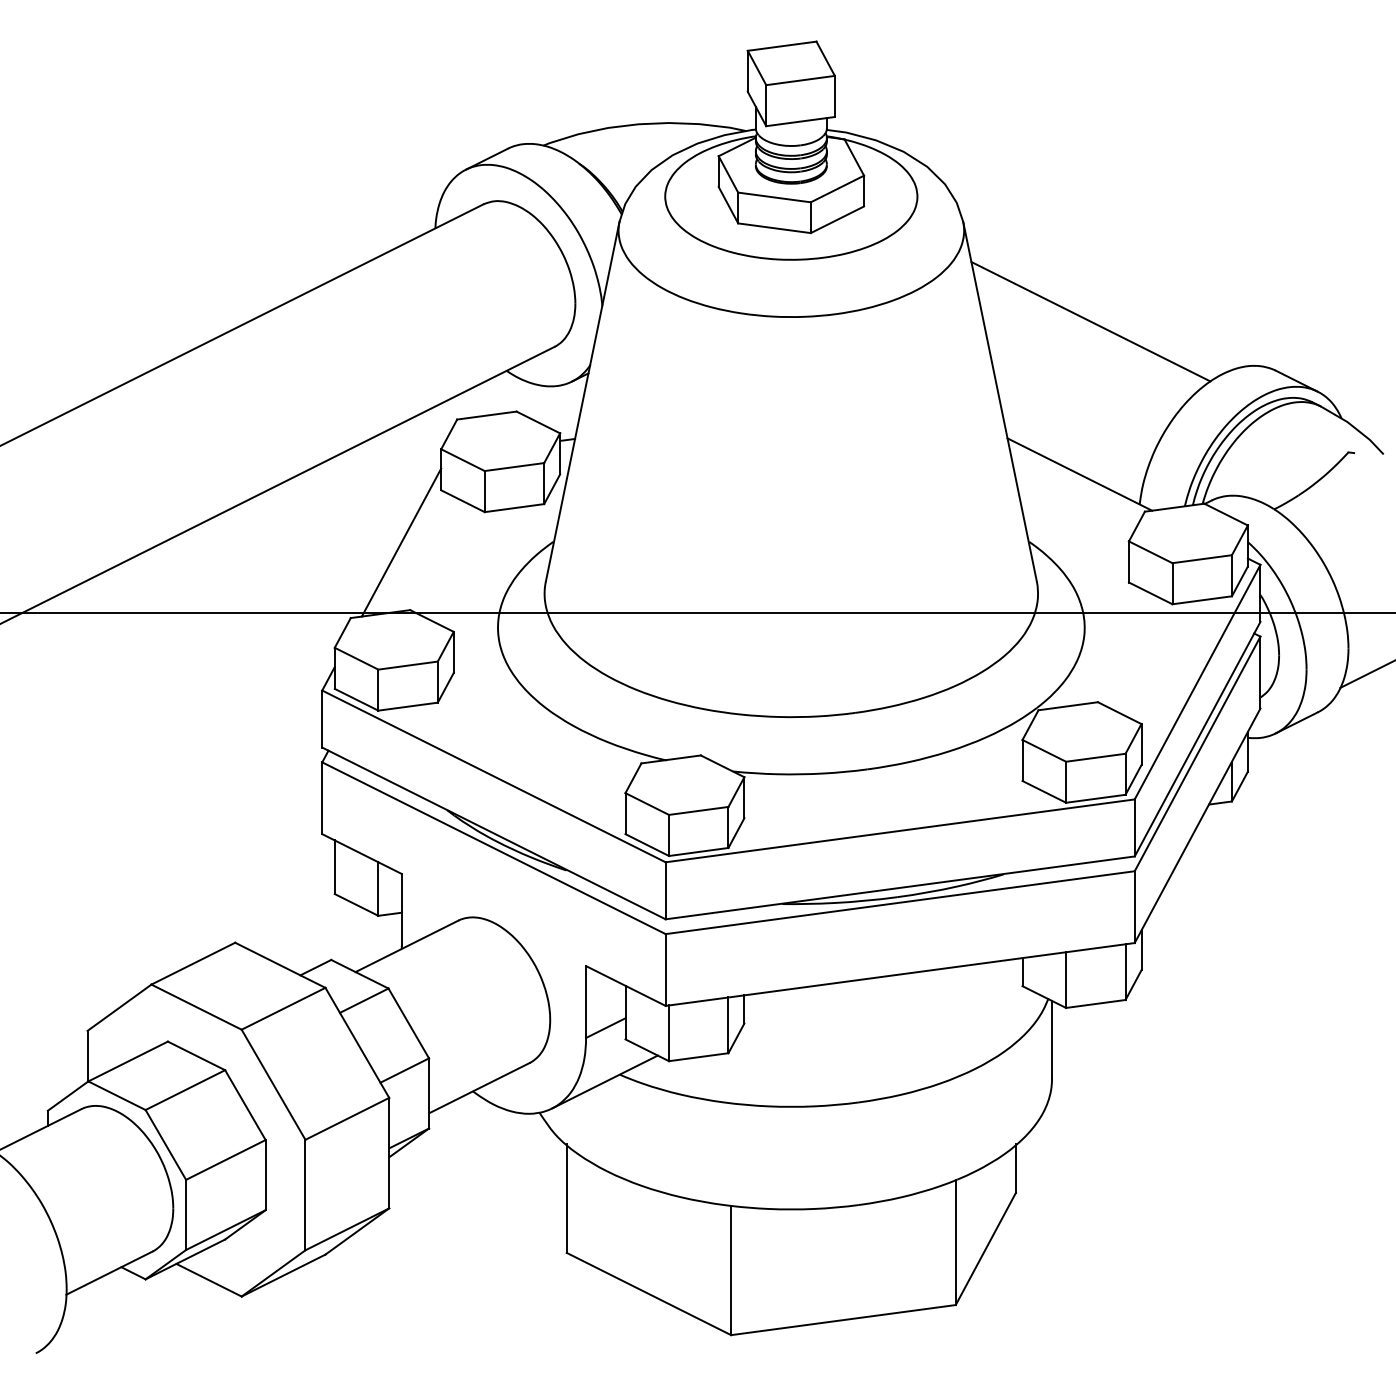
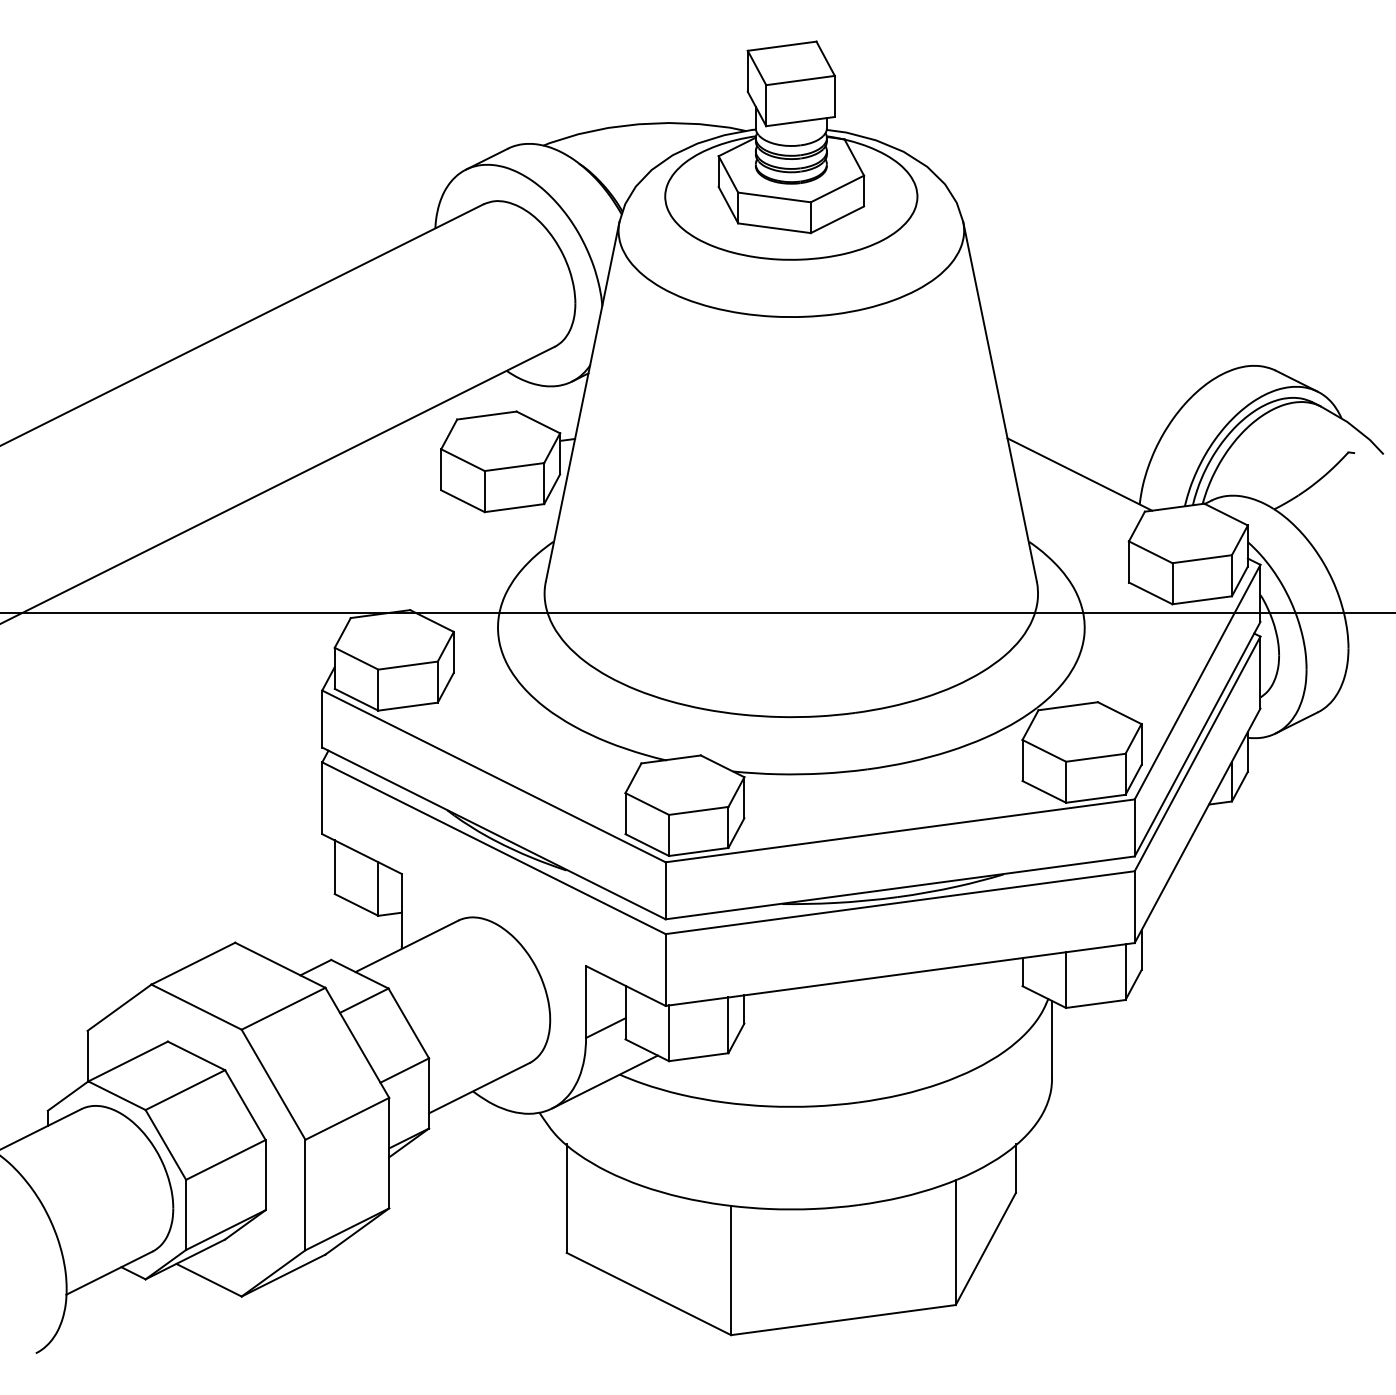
line: present -> none (1090, 321)
line: present -> none (401, 542)
line: present -> none (1366, 674)
